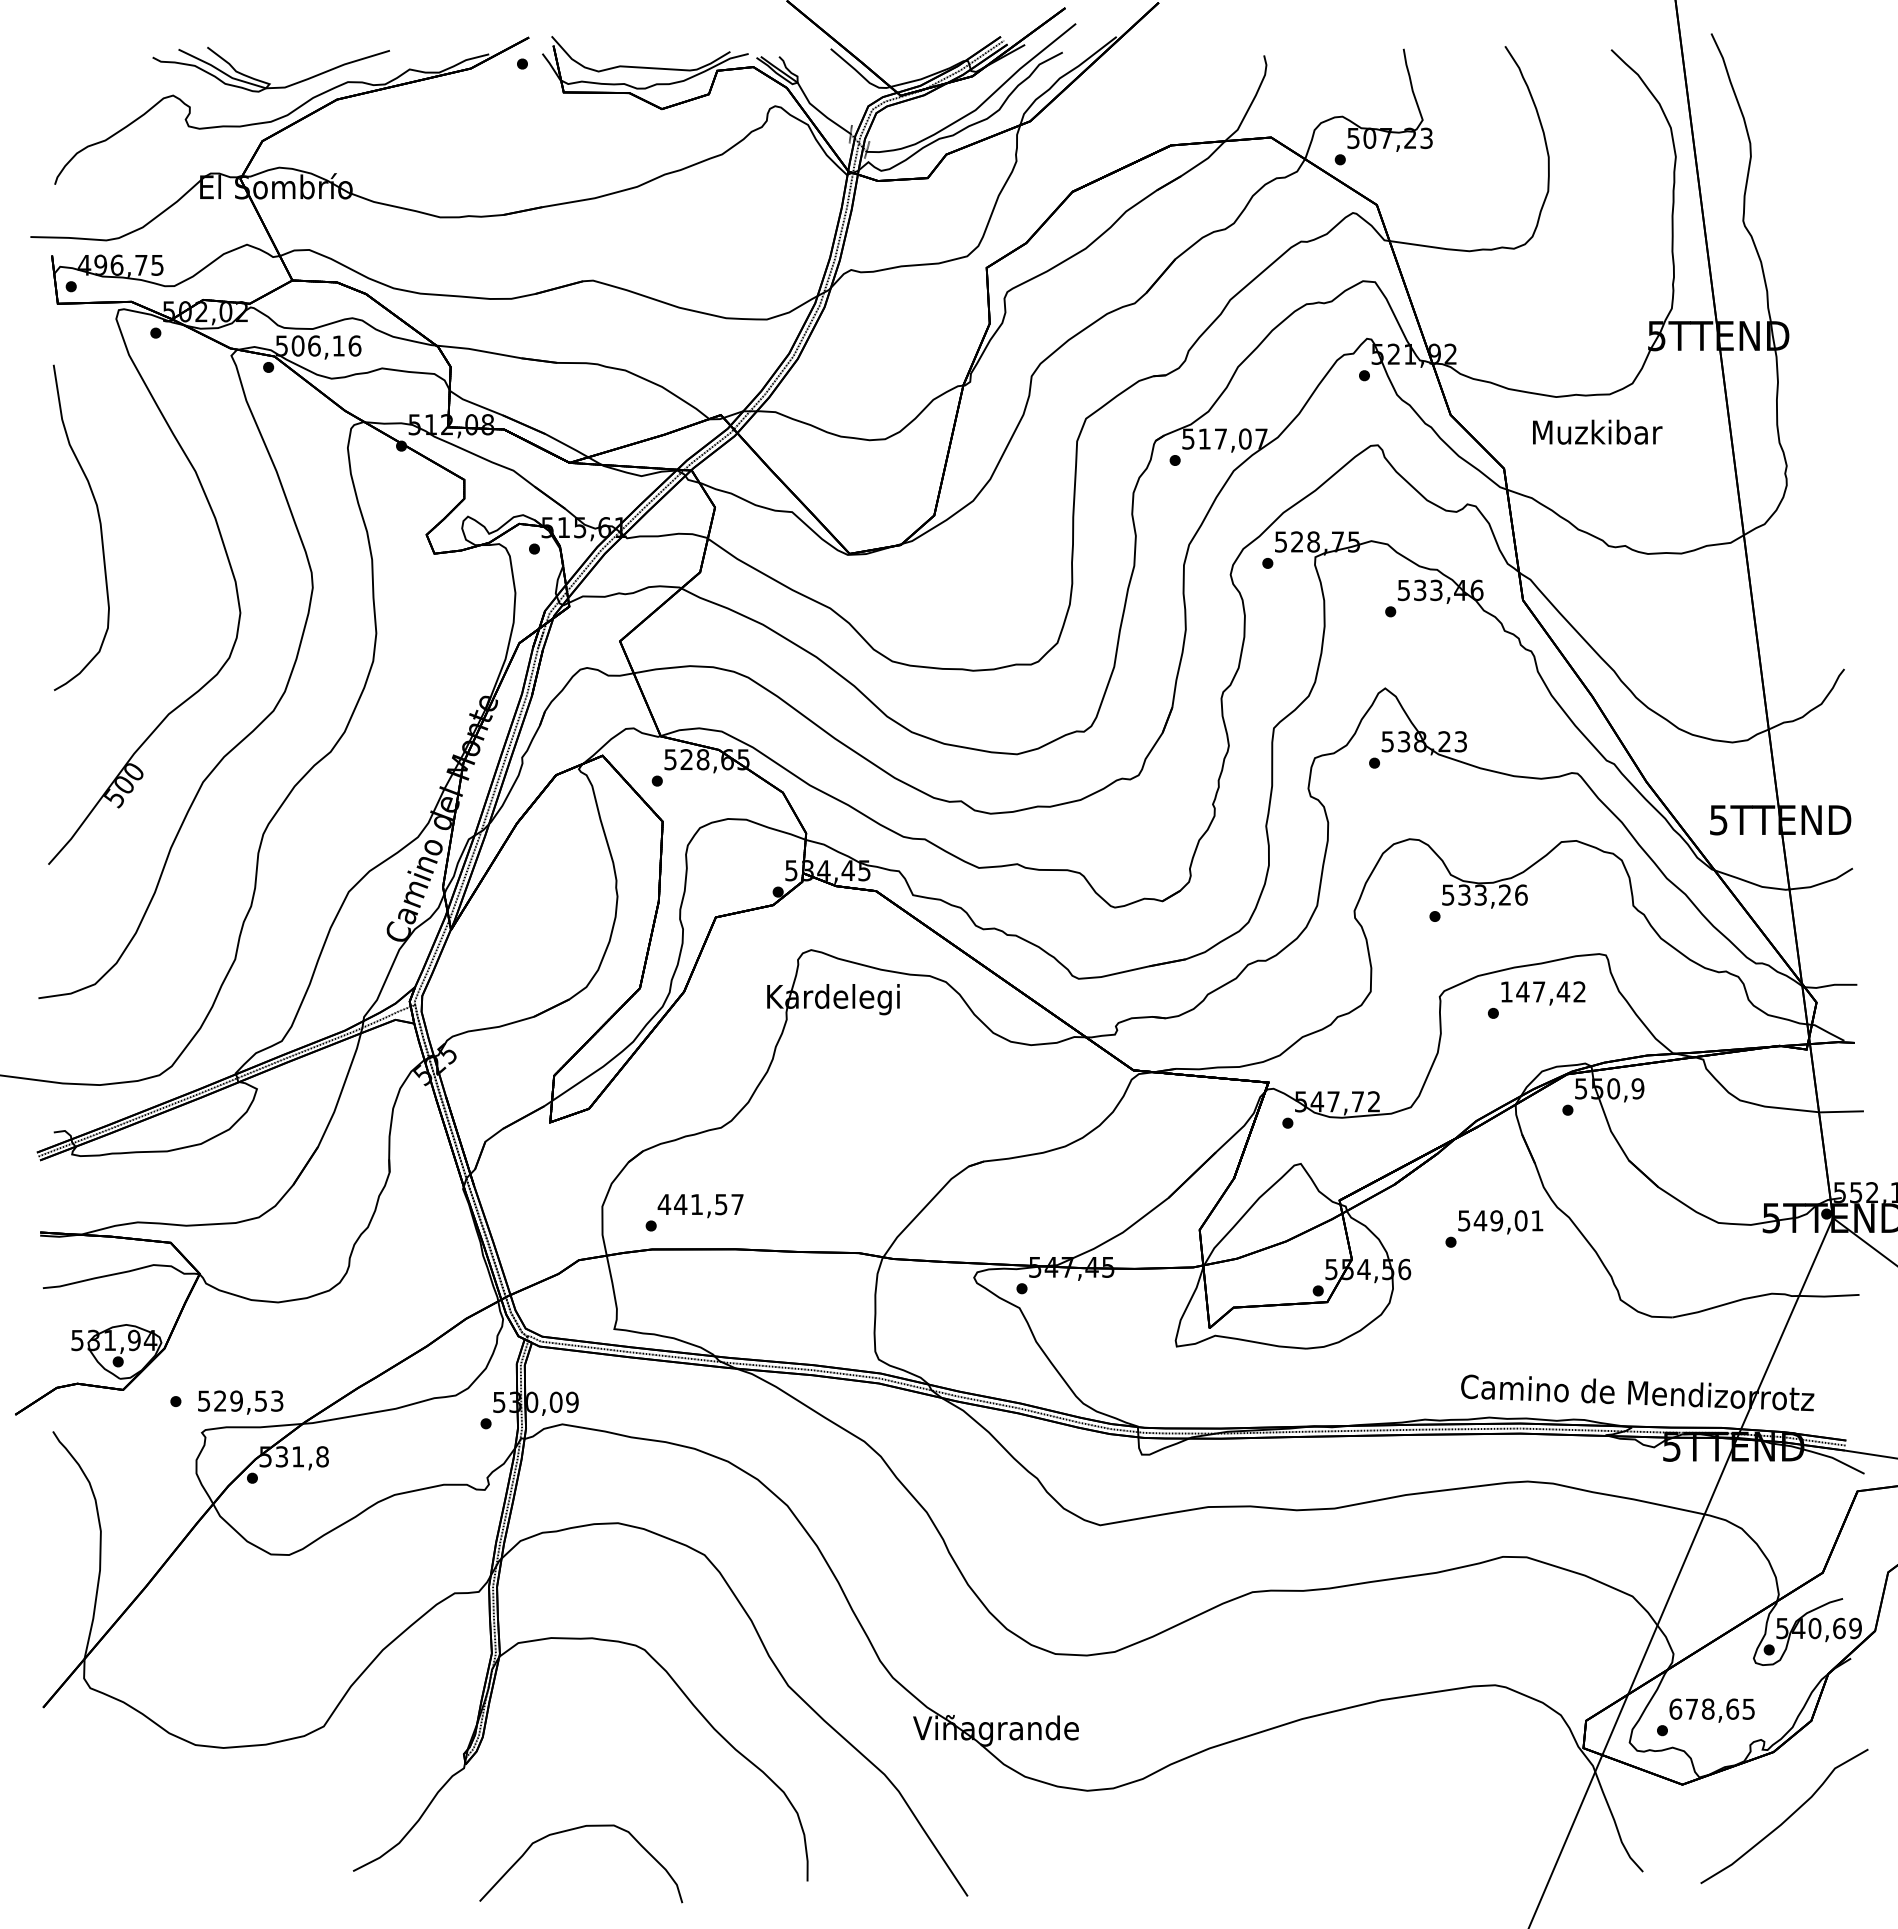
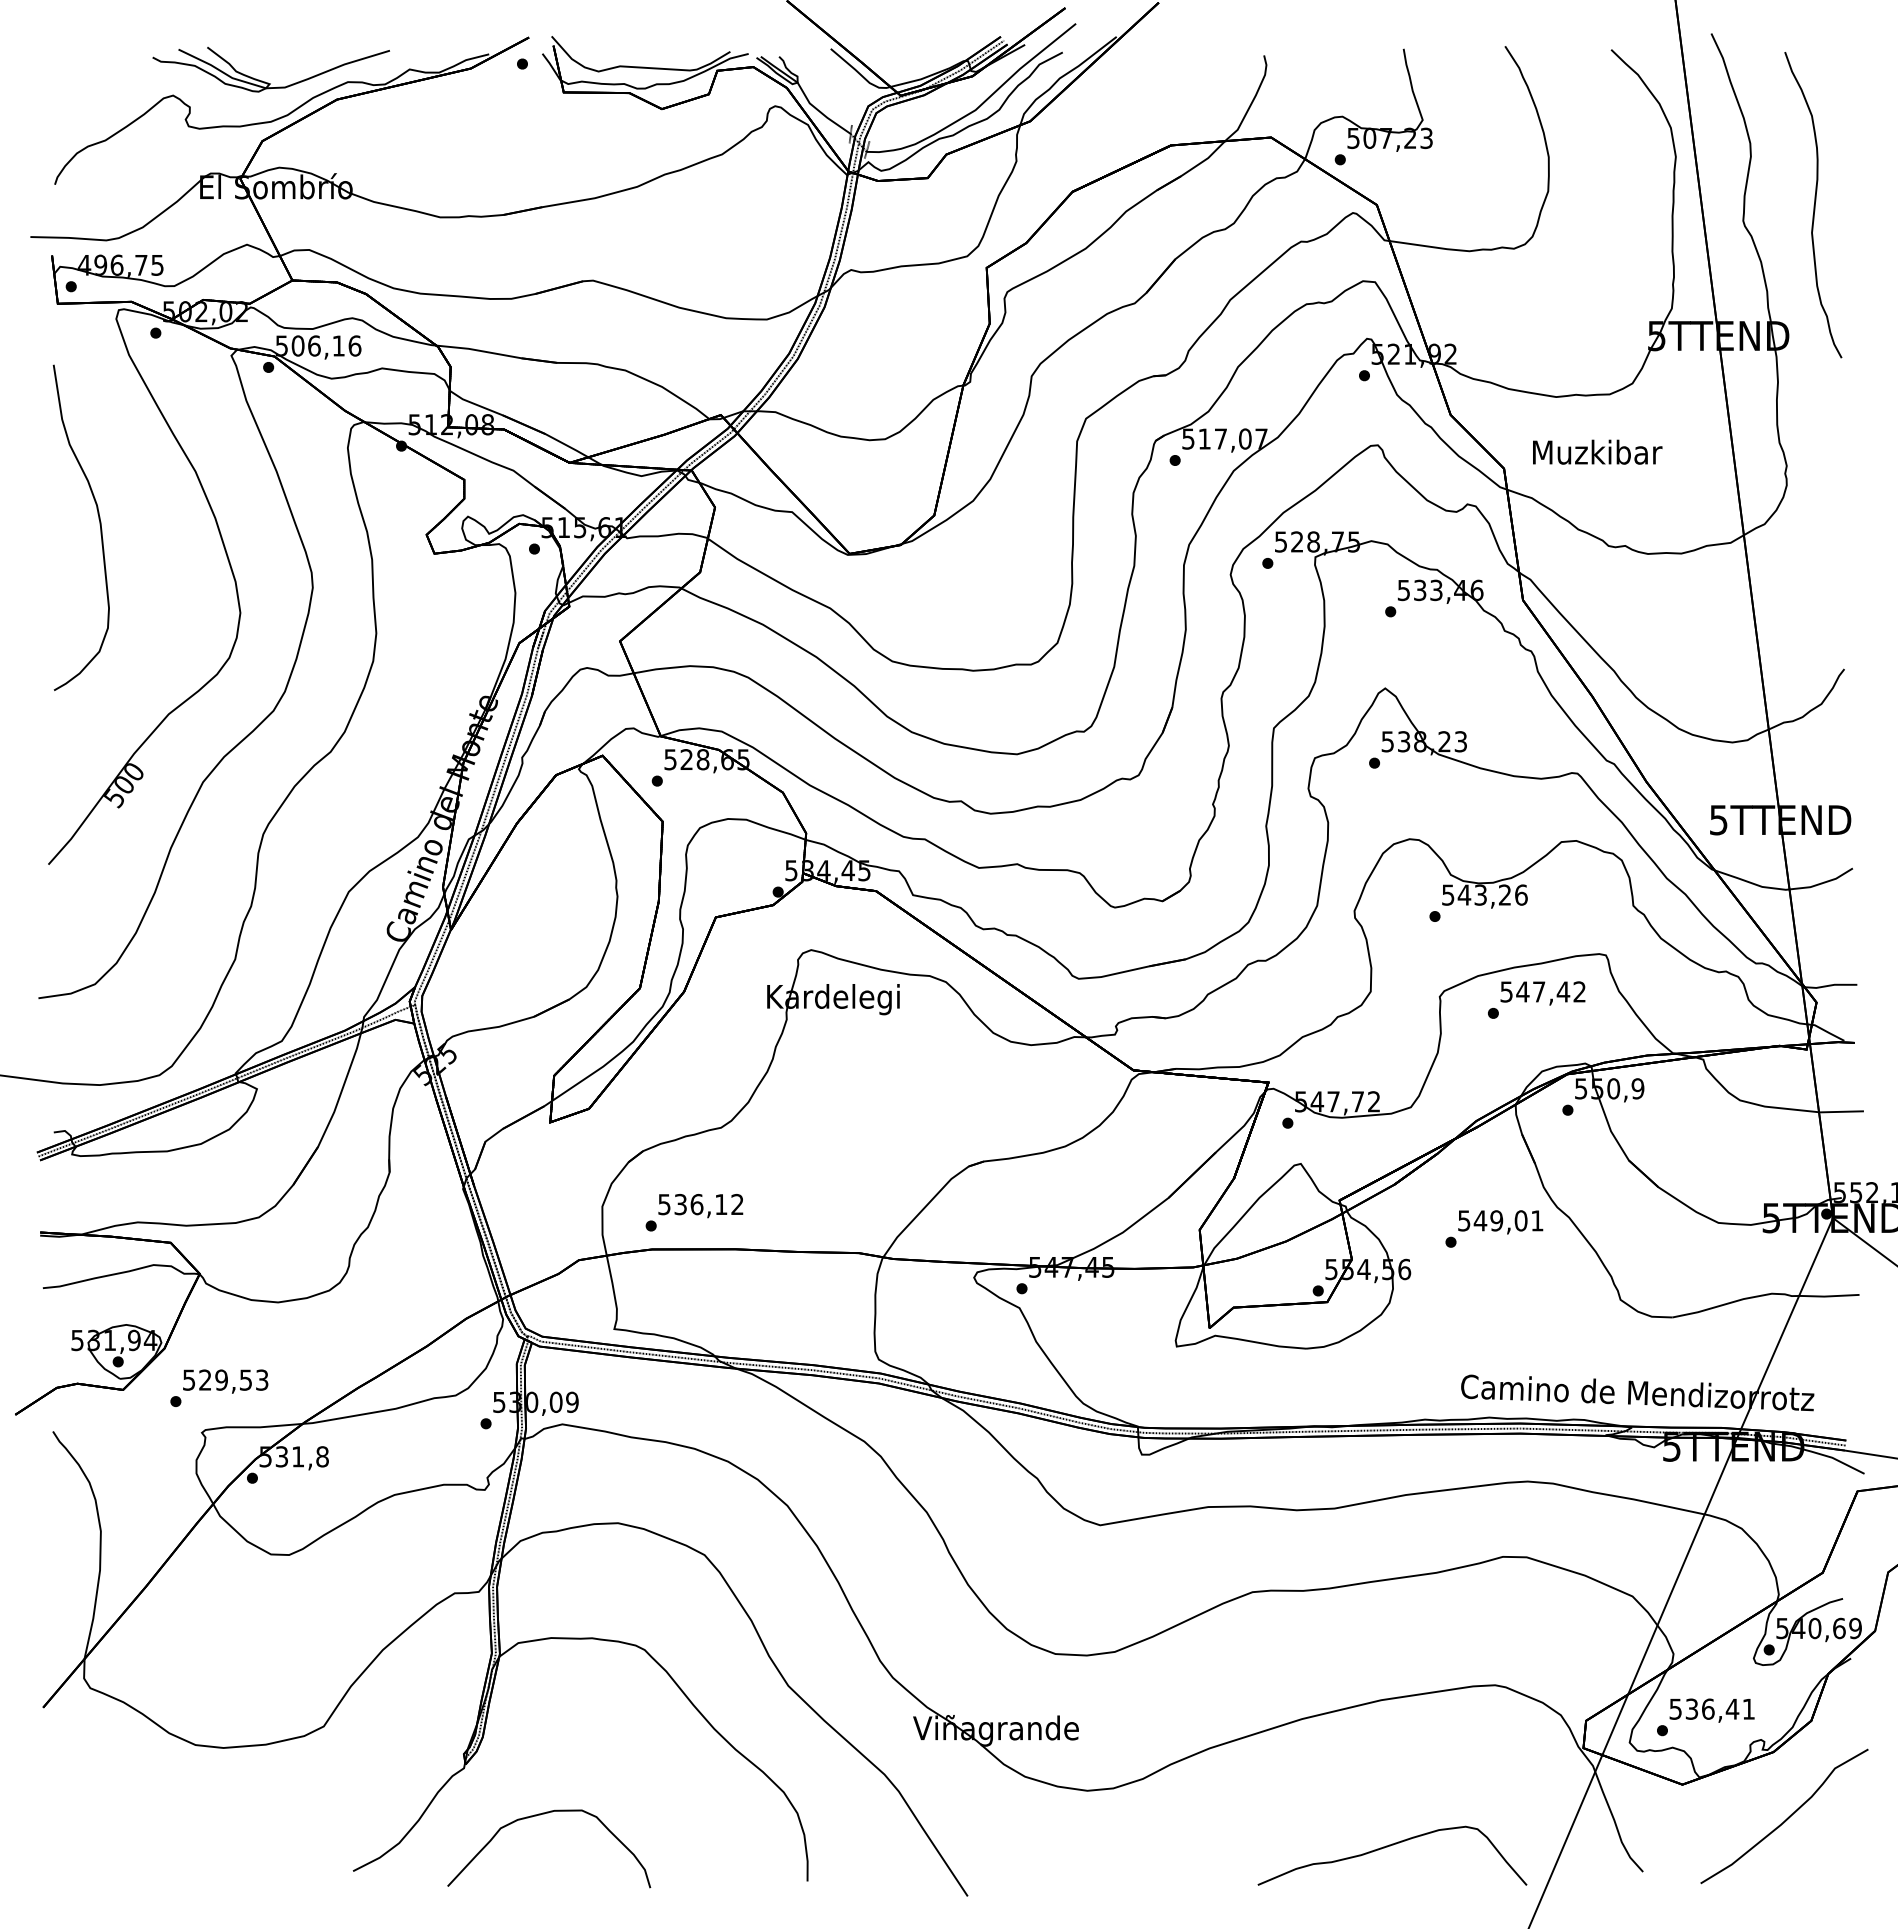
curve: none -> present (1813, 205)
text position: (1597, 431) -> (1597, 451) (1597, 451)
text: 533,26 -> 543,26 (1464, 894)
text: 147,42 -> 547,42 (1506, 991)
text: 441,57 -> 536,12 (700, 1204)
text position: (240, 1402) -> (225, 1381) (225, 1381)
text: 678,65 -> 536,41 (1711, 1708)
curve position: (572, 1830) -> (540, 1815) (540, 1815)
curve: none -> present (1390, 1846)
